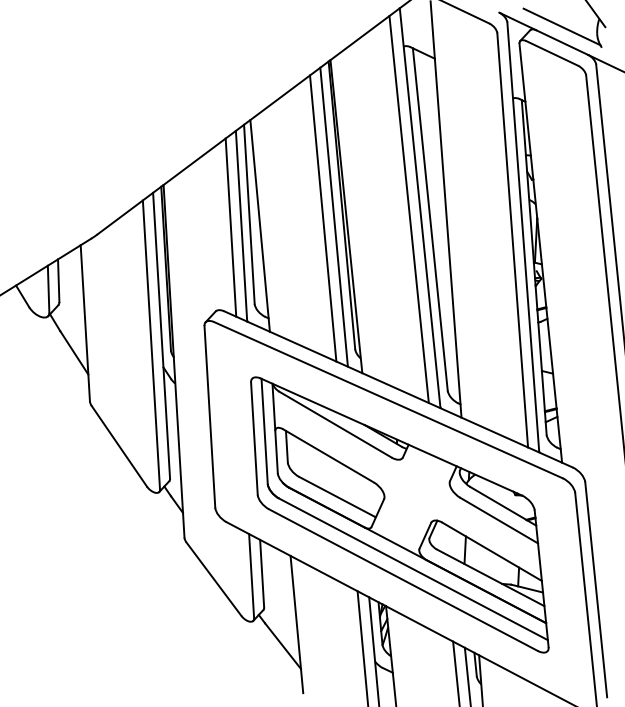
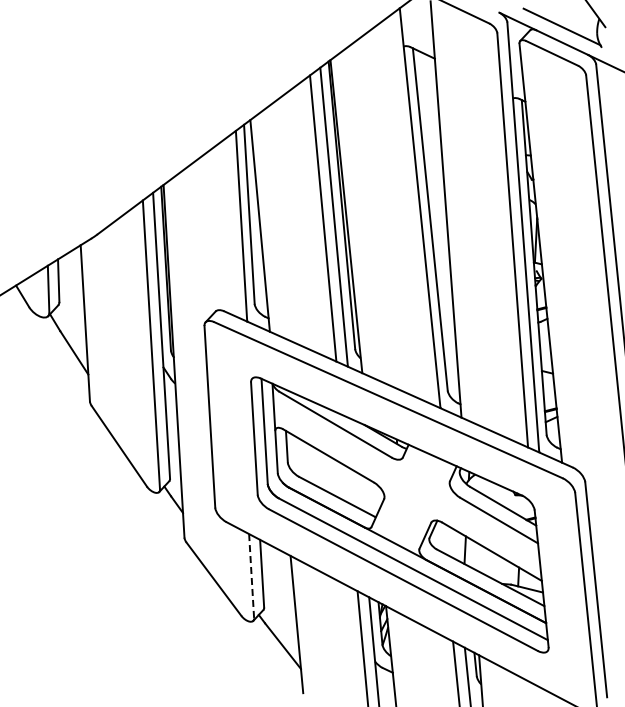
line: present -> none (408, 209)
line: present -> none (230, 227)
line: solid -> dashed (251, 576)
